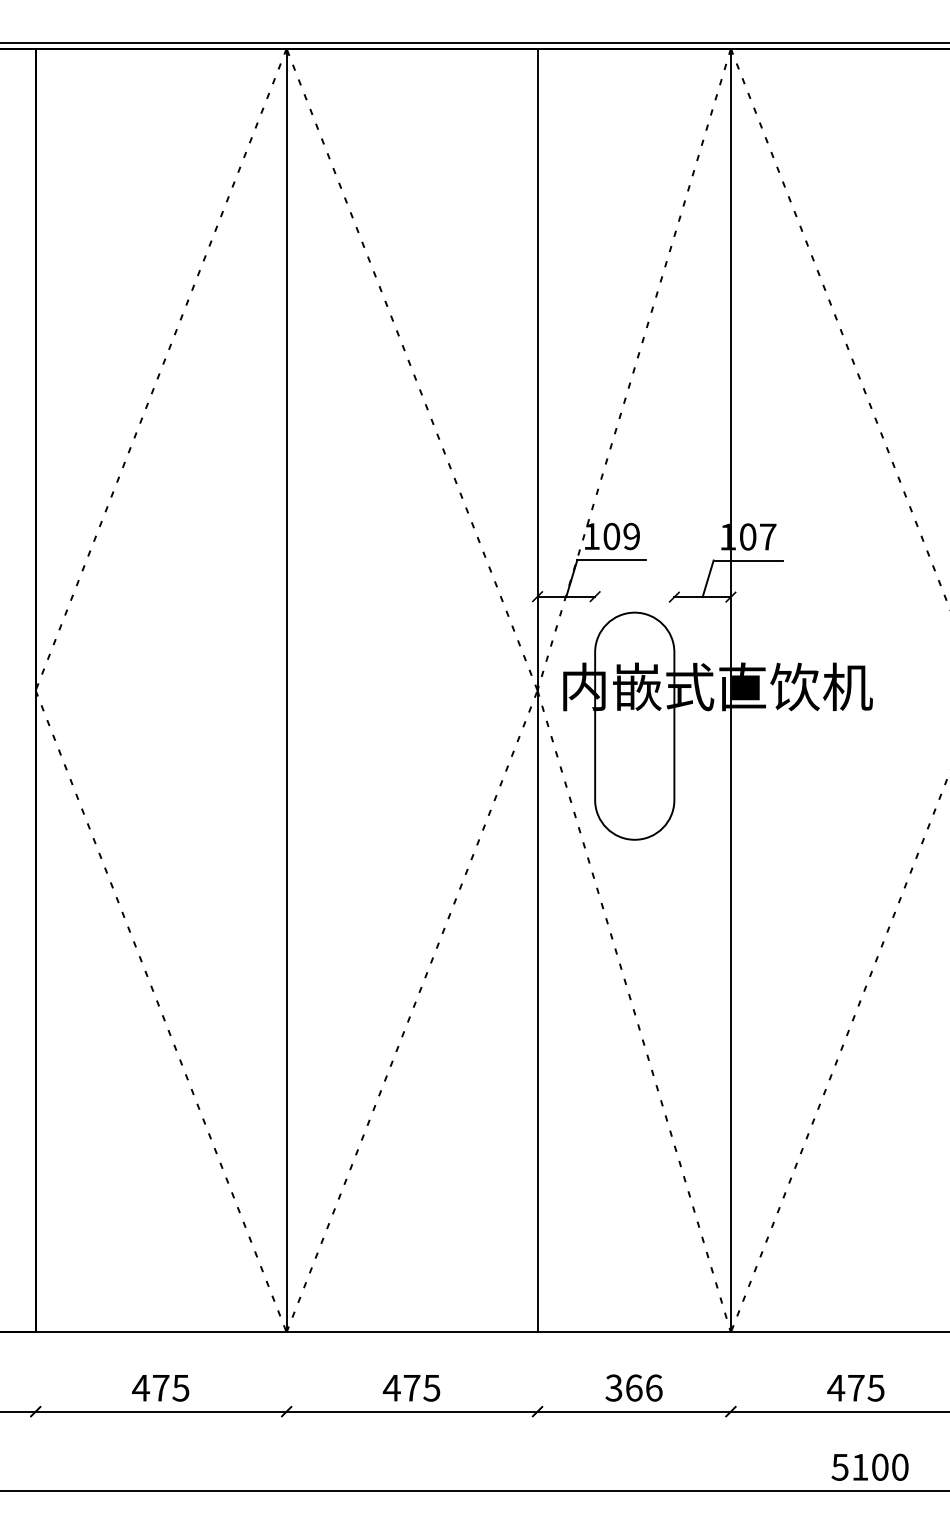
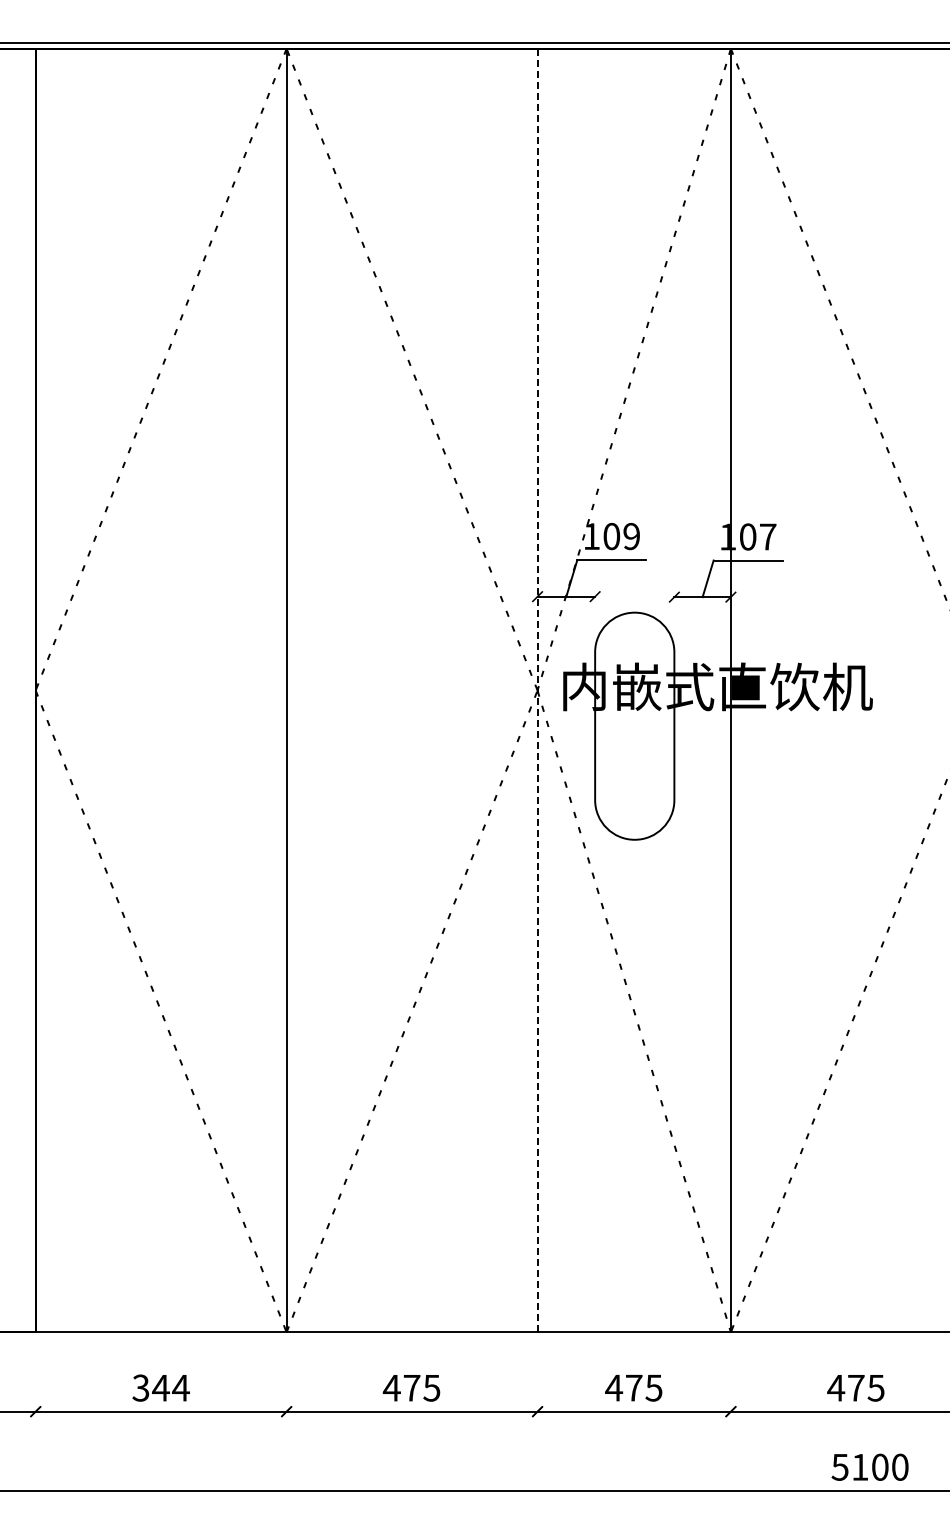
line: solid -> dashed (537, 690)
text: 475 -> 344 (160, 1387)
text: 366 -> 475 (633, 1387)
